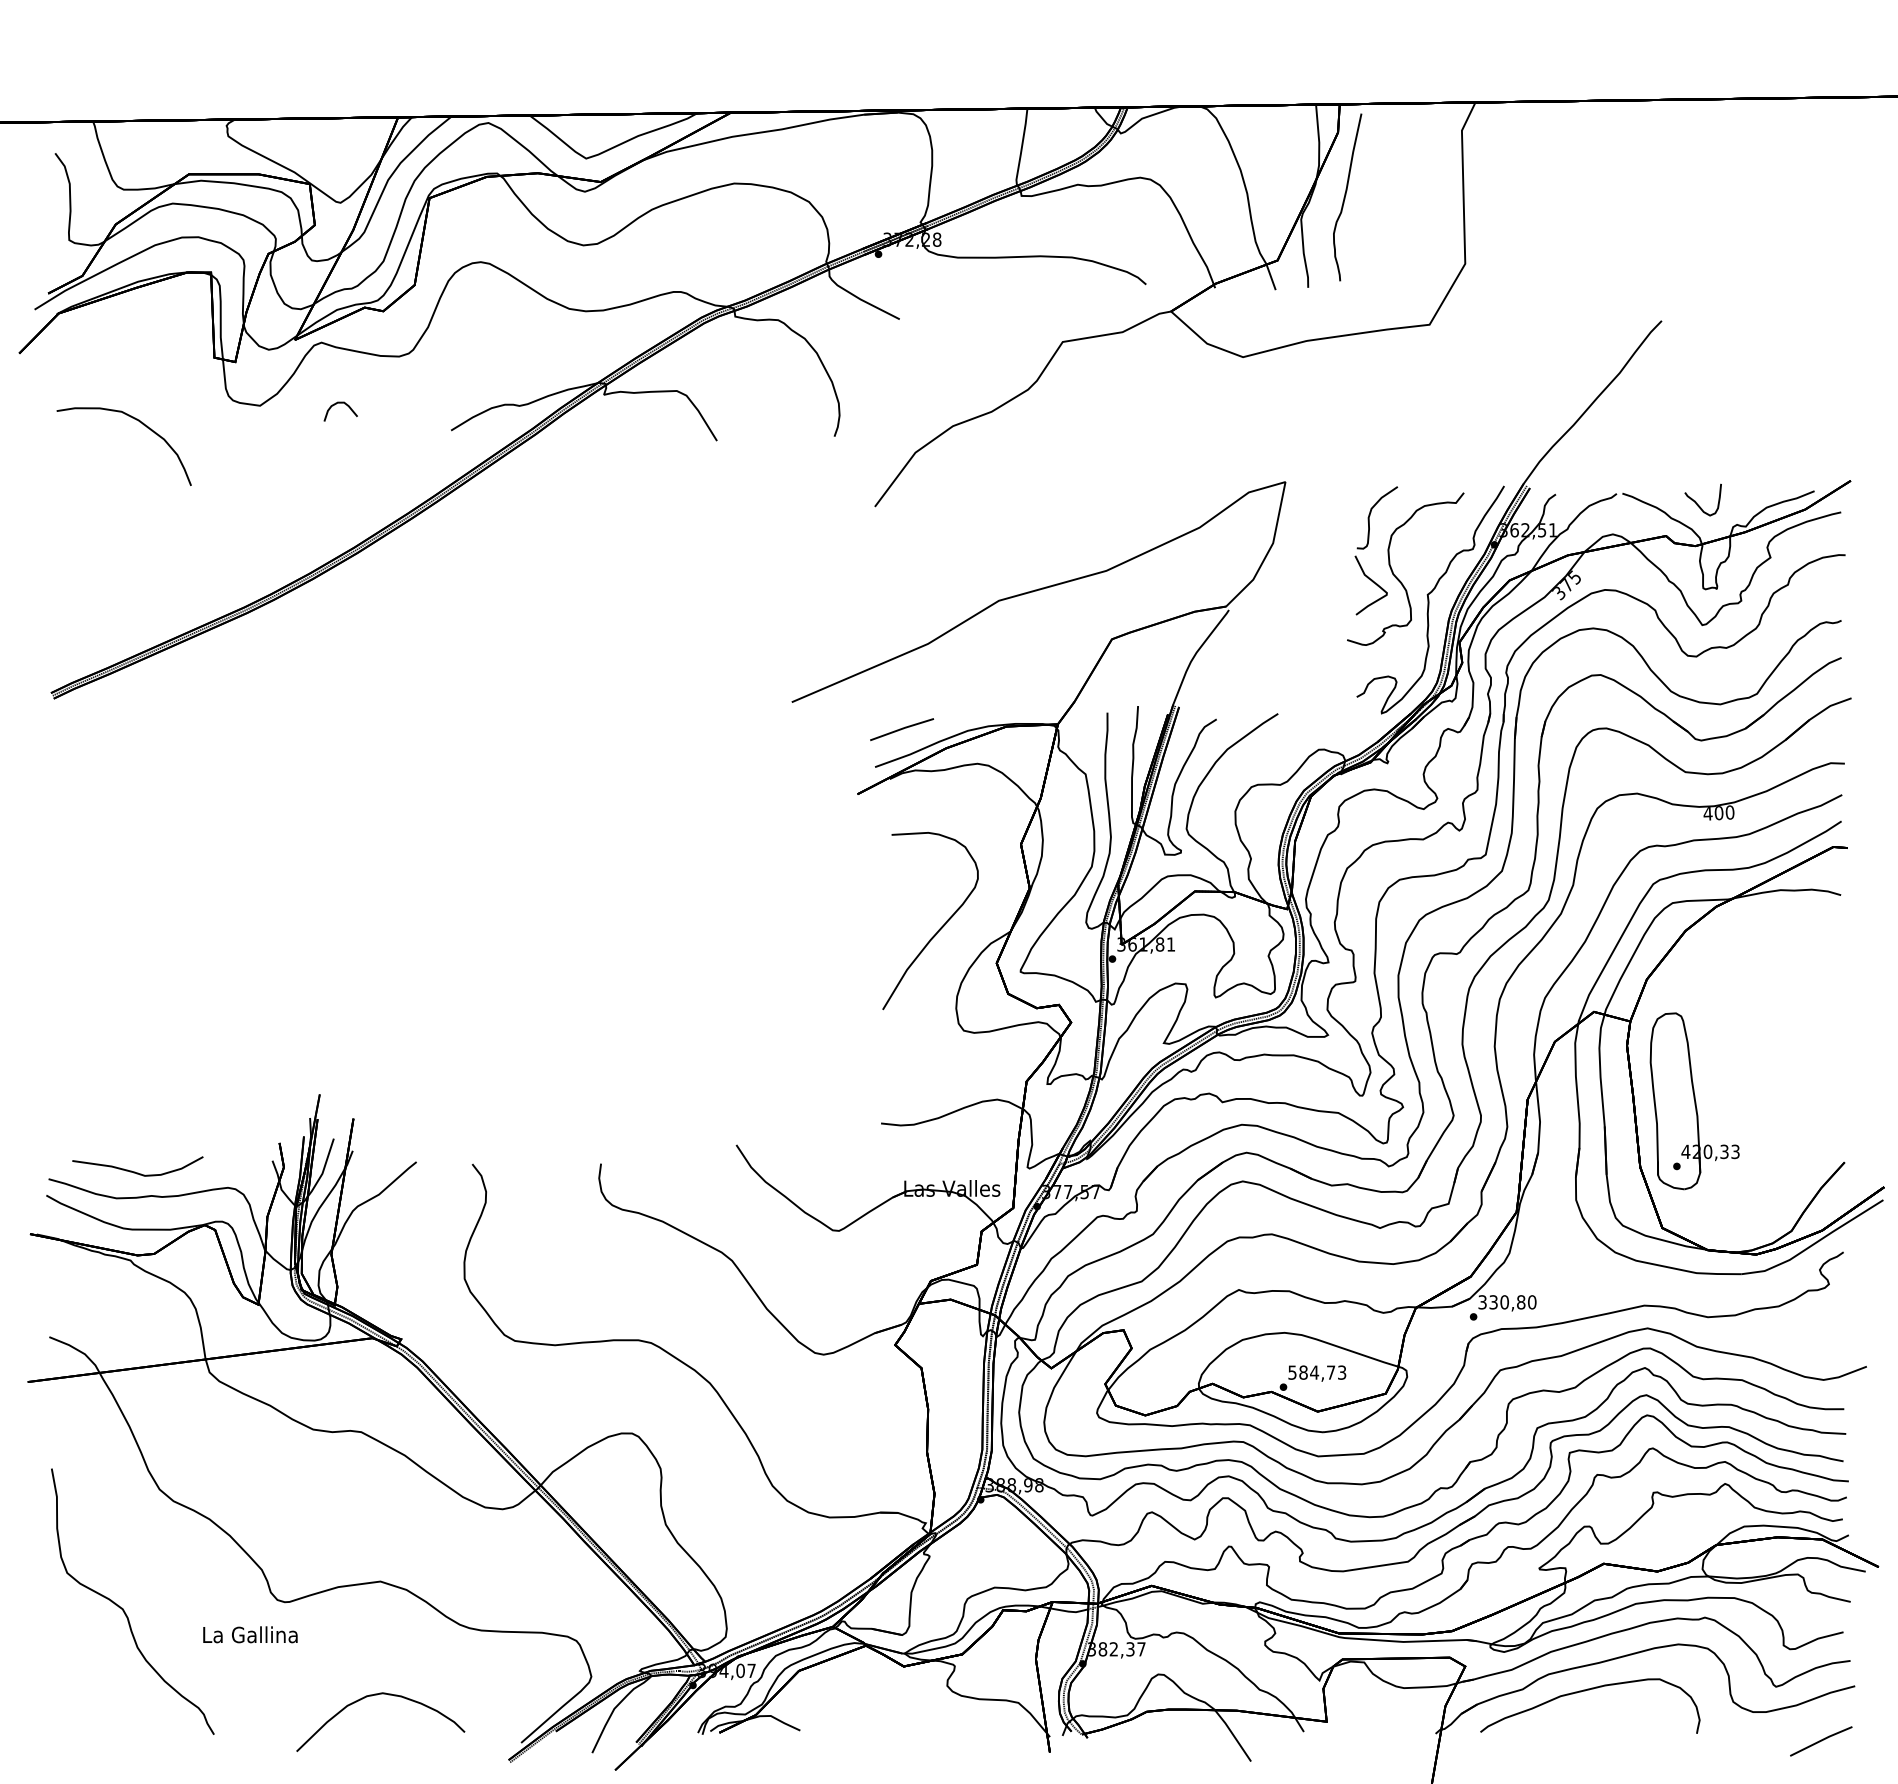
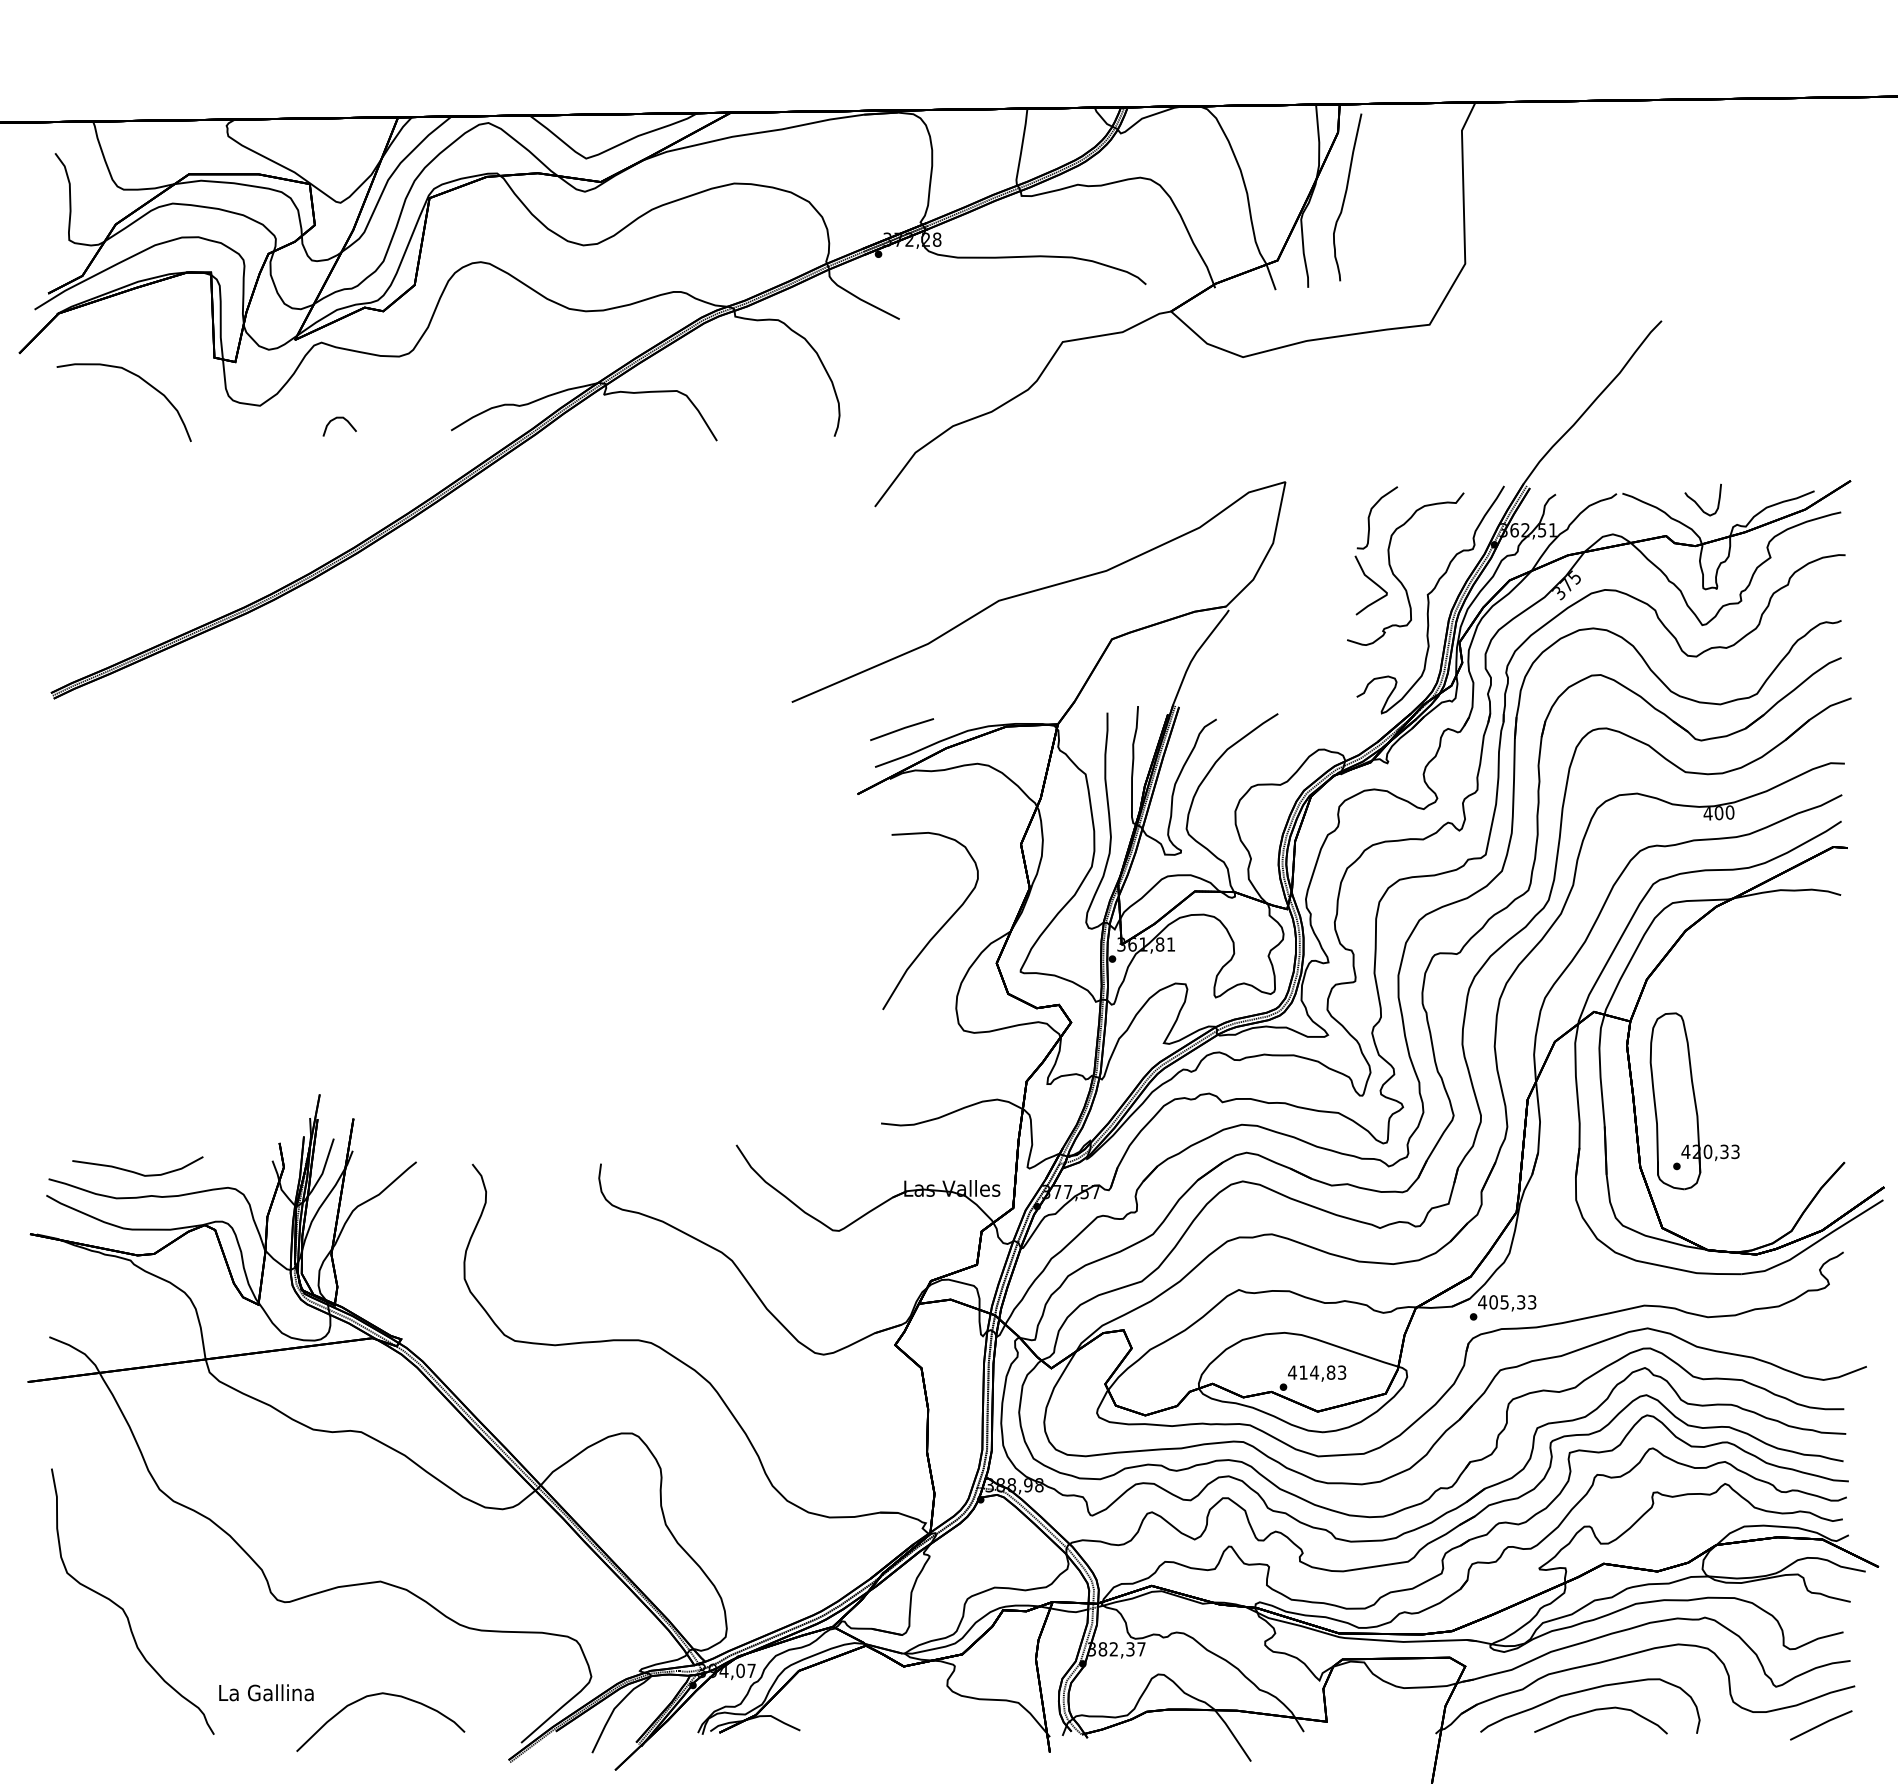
curve position: (340, 403) -> (339, 418) (339, 418)
curve position: (139, 422) -> (139, 378) (139, 378)
text: 330,80 -> 405,33 (1507, 1302)
text: 584,73 -> 414,83 (1311, 1372)
text position: (250, 1634) -> (266, 1692) (266, 1692)
part: none -> present (1600, 1710)
line position: (1821, 1741) -> (1821, 1725) (1821, 1725)
